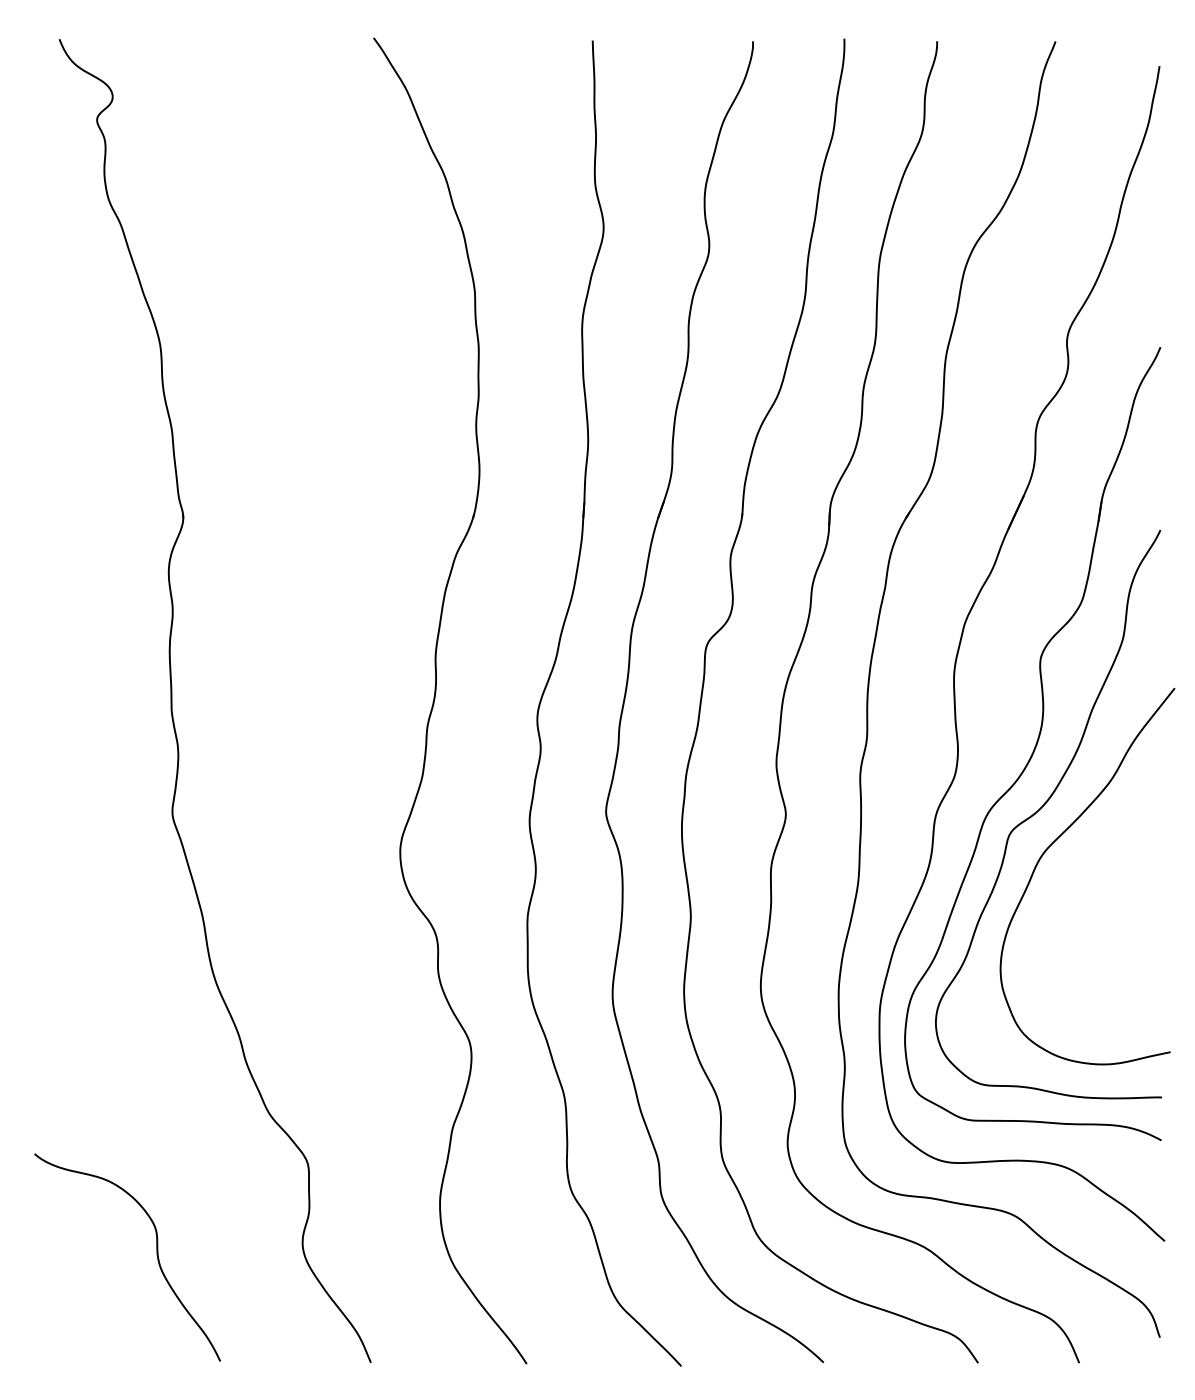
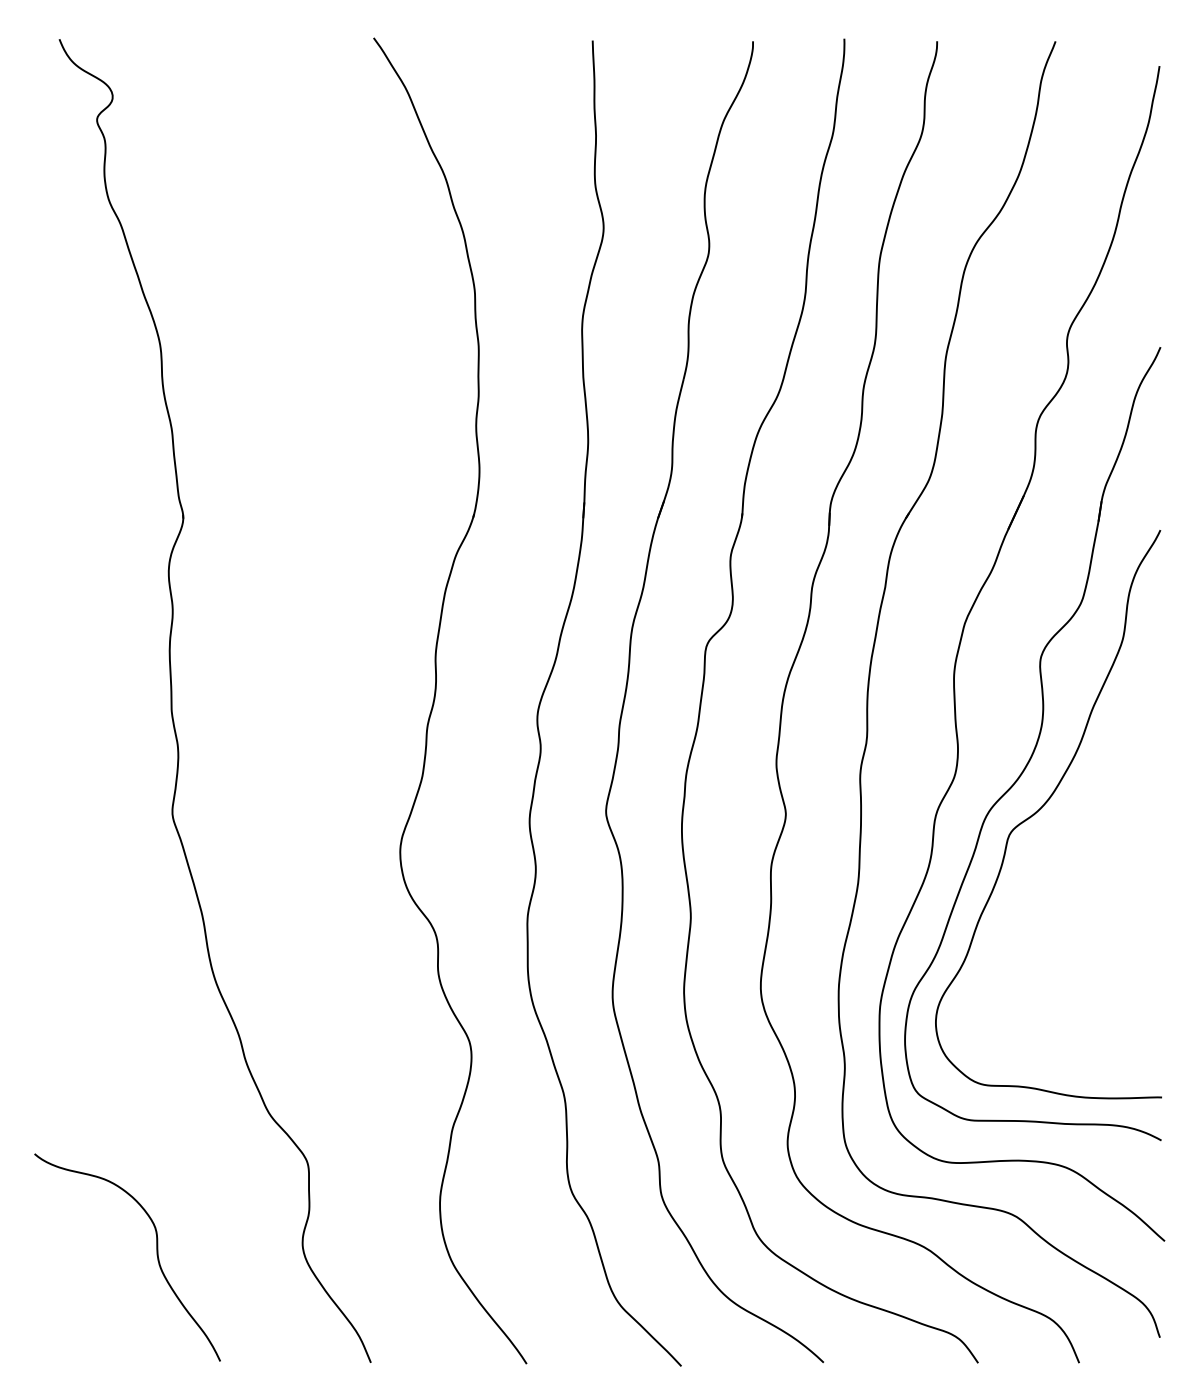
curve: present -> none (1054, 842)
